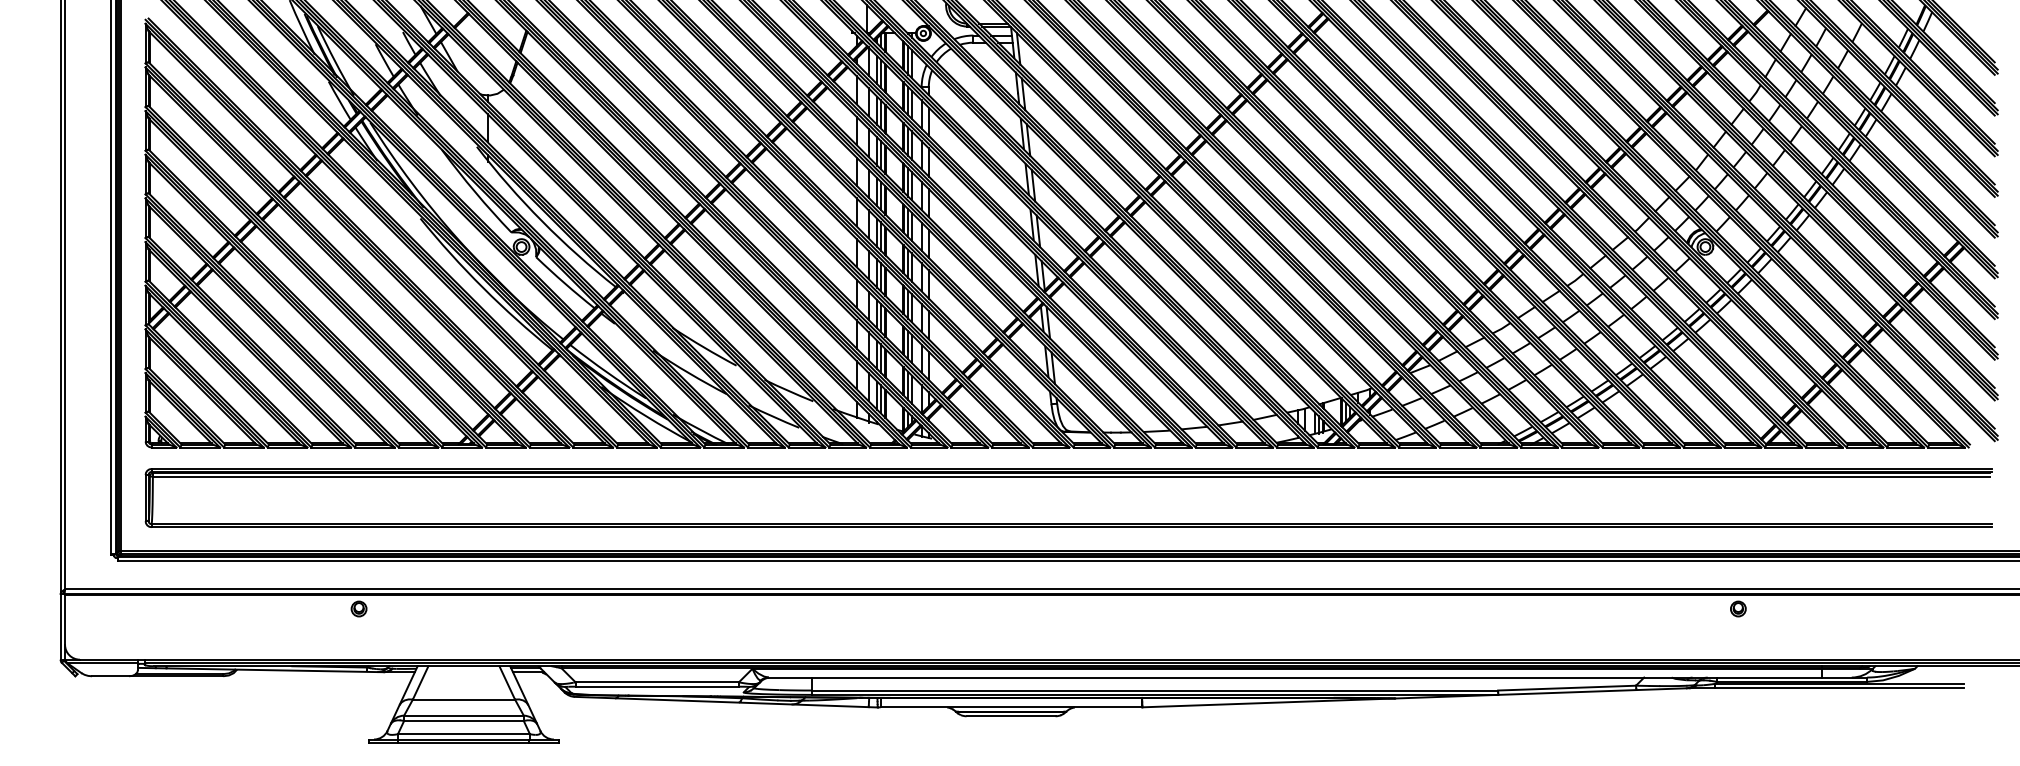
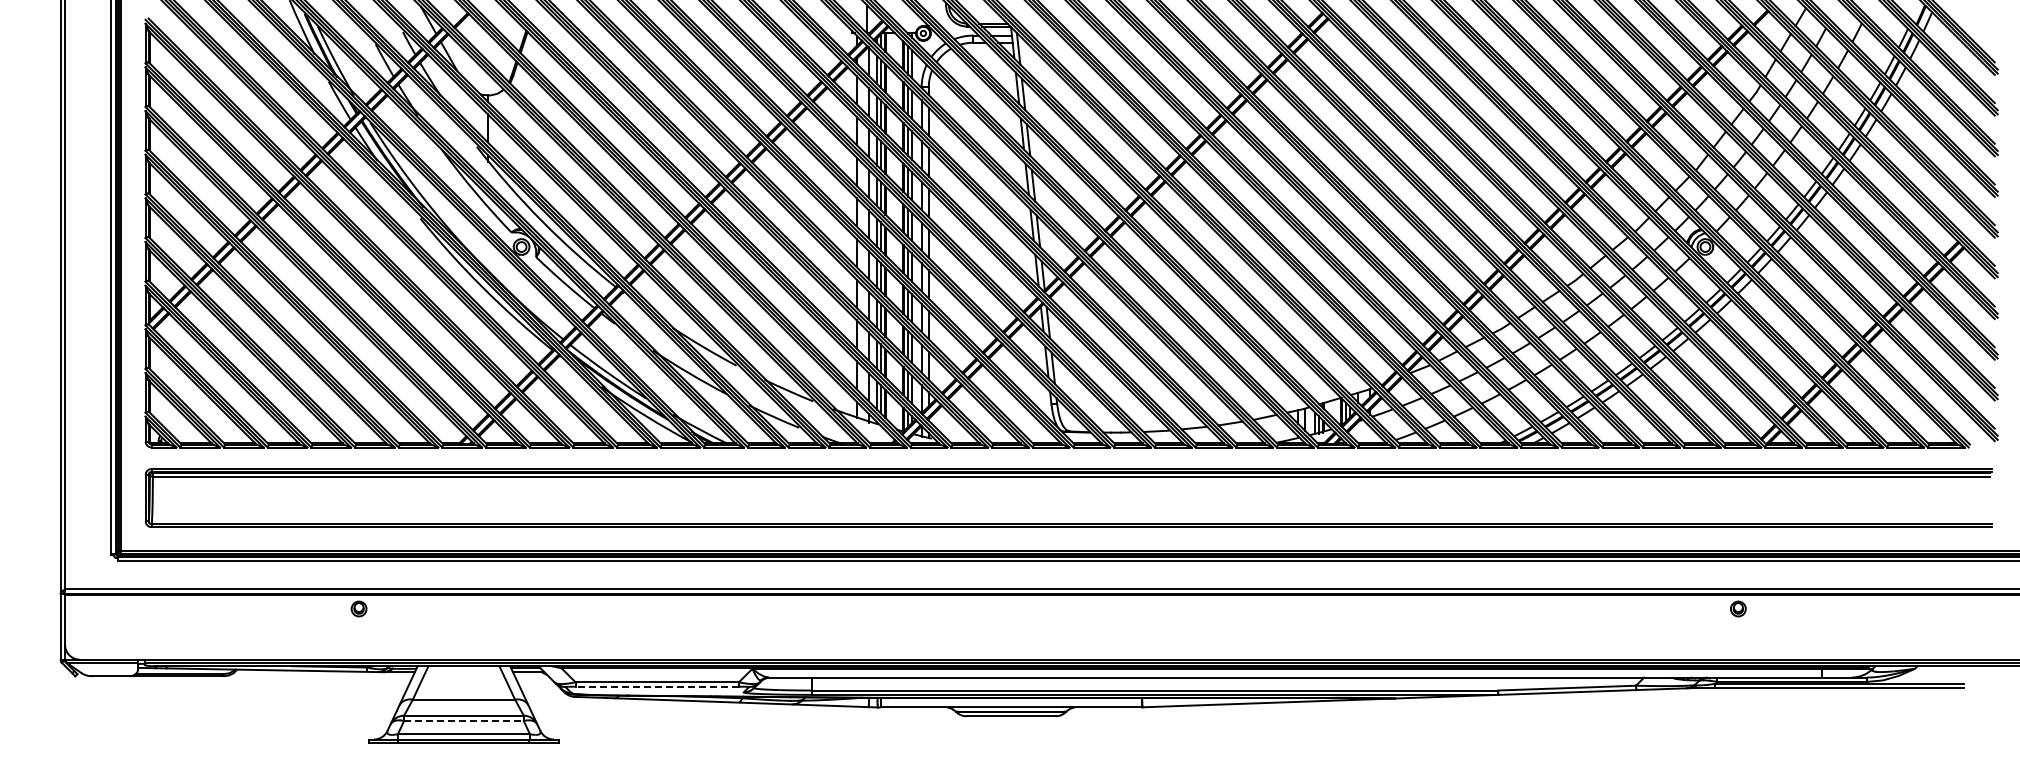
line: solid -> dashed (657, 686)
line: solid -> dashed (463, 720)
